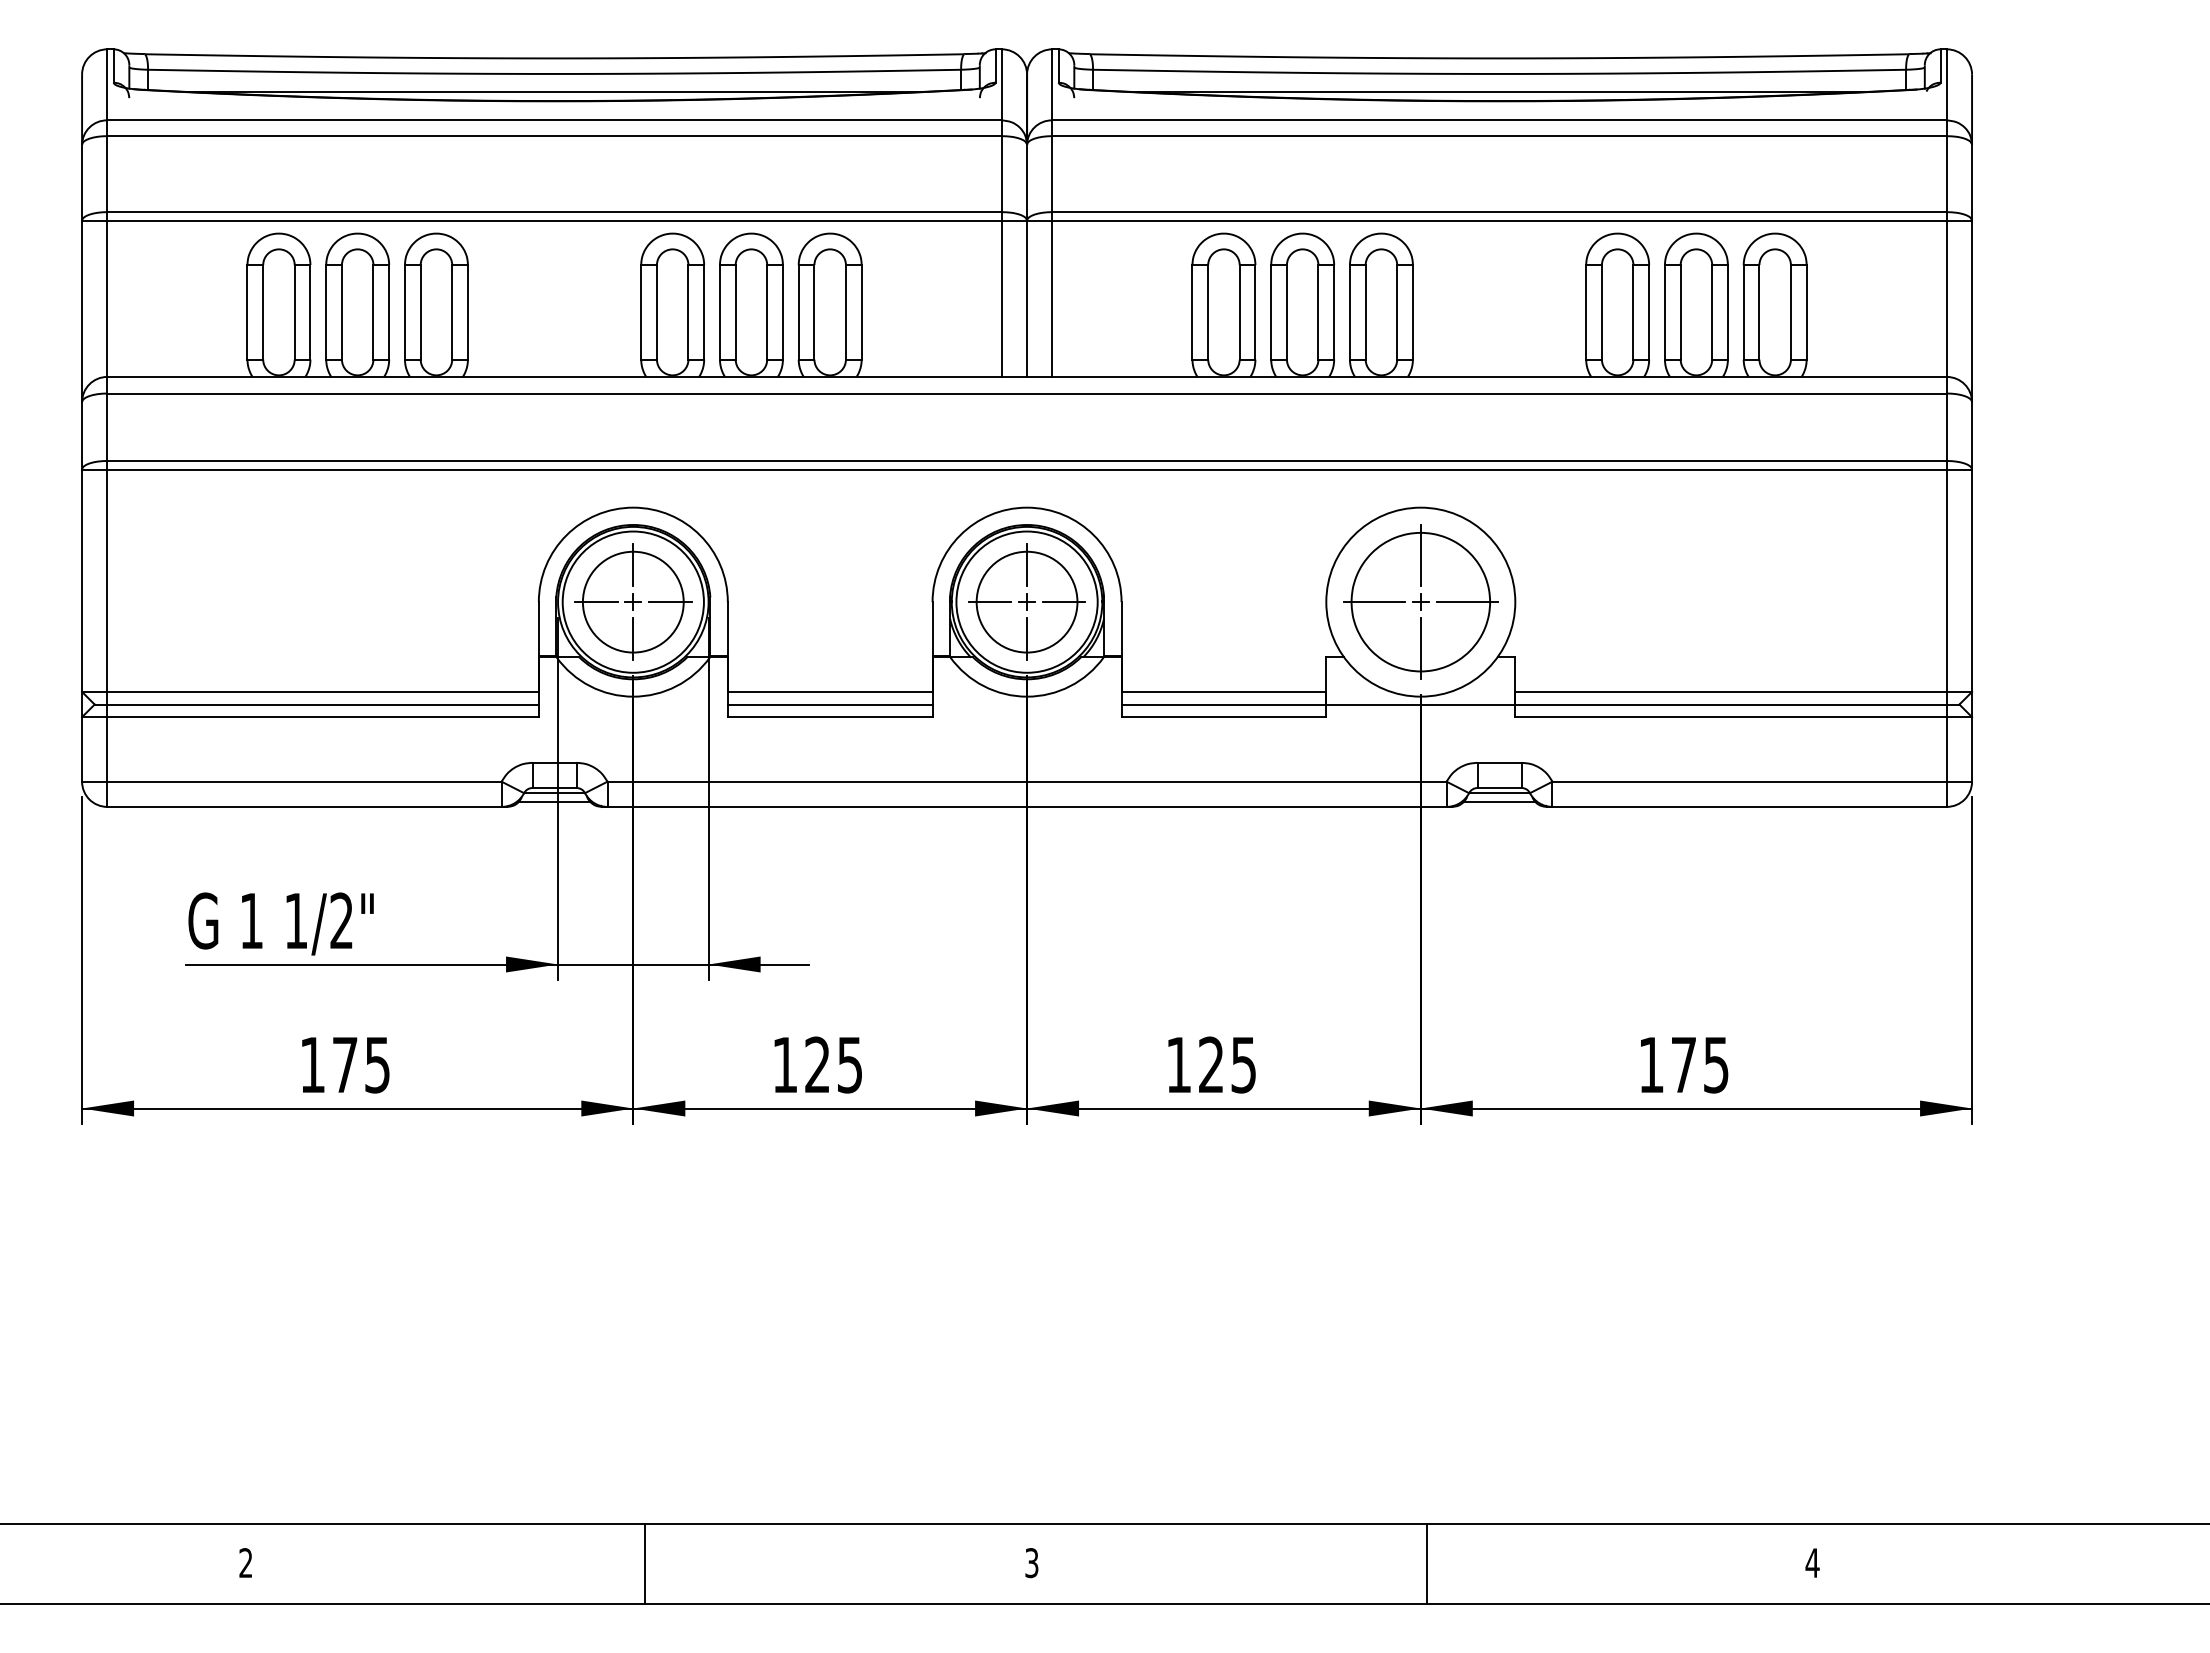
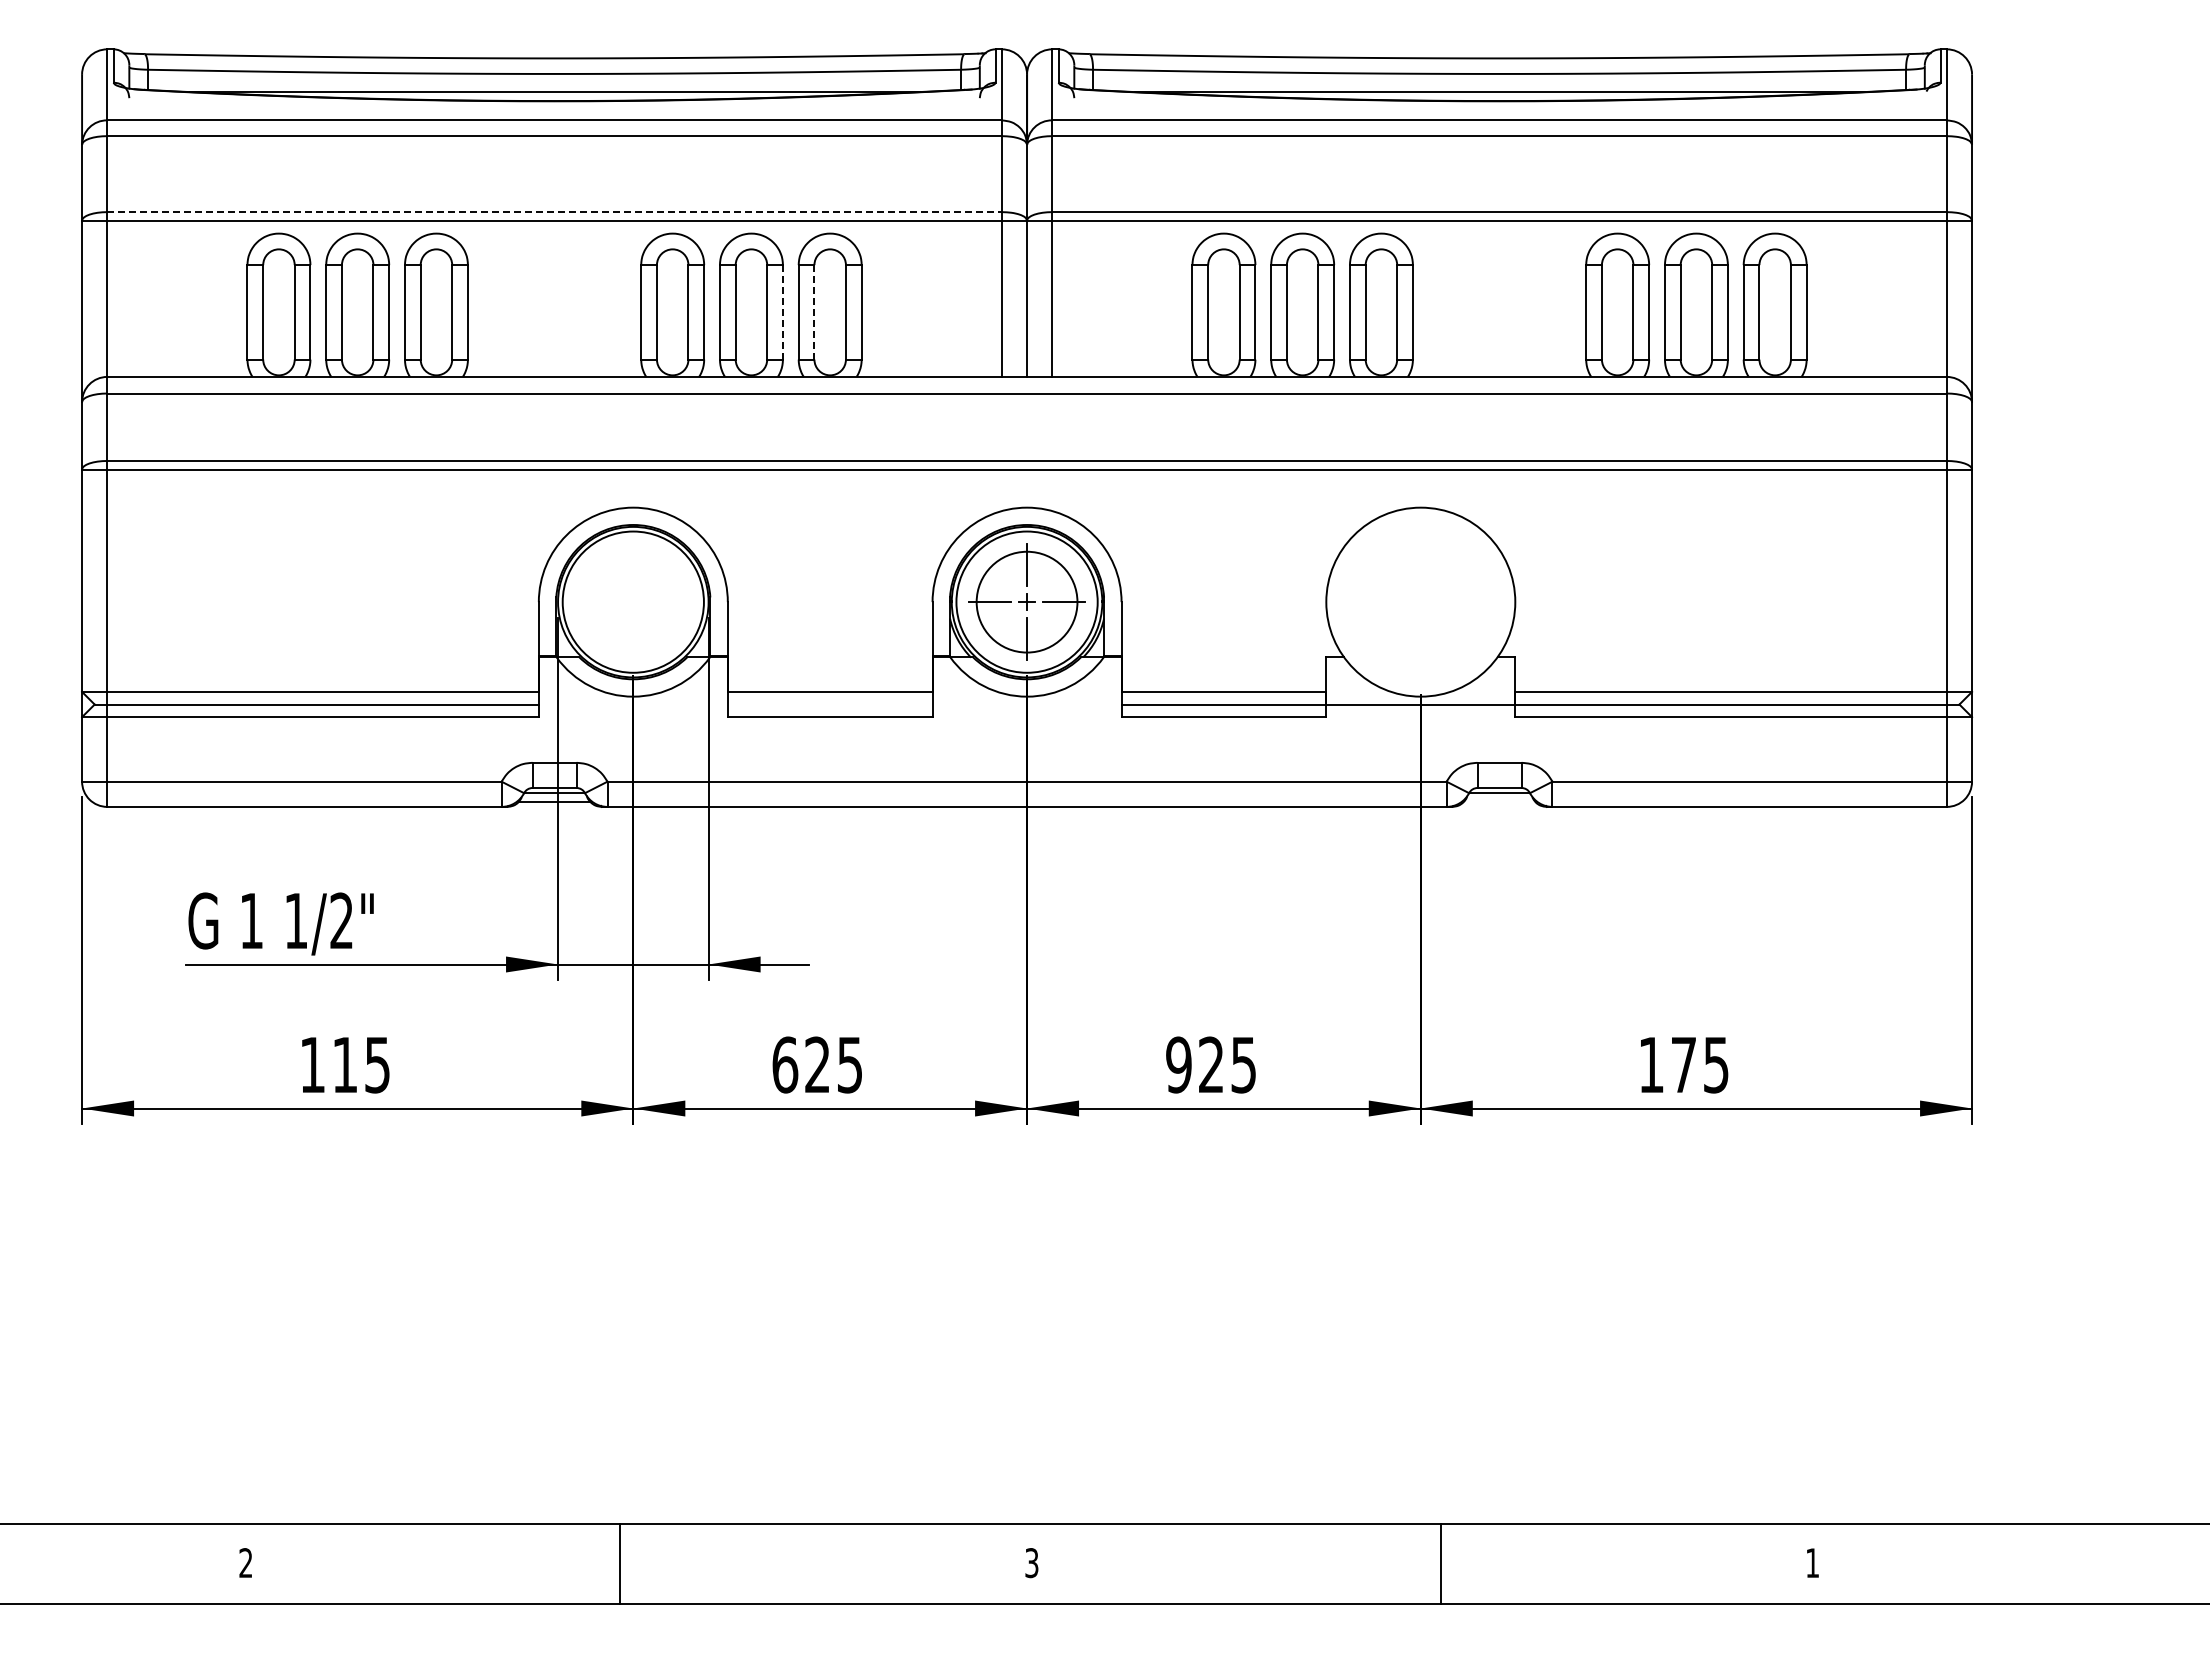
line: solid -> dashed (555, 212)
line: solid -> dashed (814, 311)
line: solid -> dashed (782, 312)
part: present -> none (633, 601)
part: present -> none (1420, 601)
line: present -> none (829, 704)
line: present -> none (1499, 802)
text: 175 -> 115 (345, 1064)
text: 125 -> 625 (785, 1064)
text: 125 -> 925 (1178, 1064)
text: 4 -> 1 (1812, 1562)
line position: (645, 1563) -> (620, 1563) (620, 1563)
line position: (1426, 1563) -> (1440, 1563) (1440, 1563)
